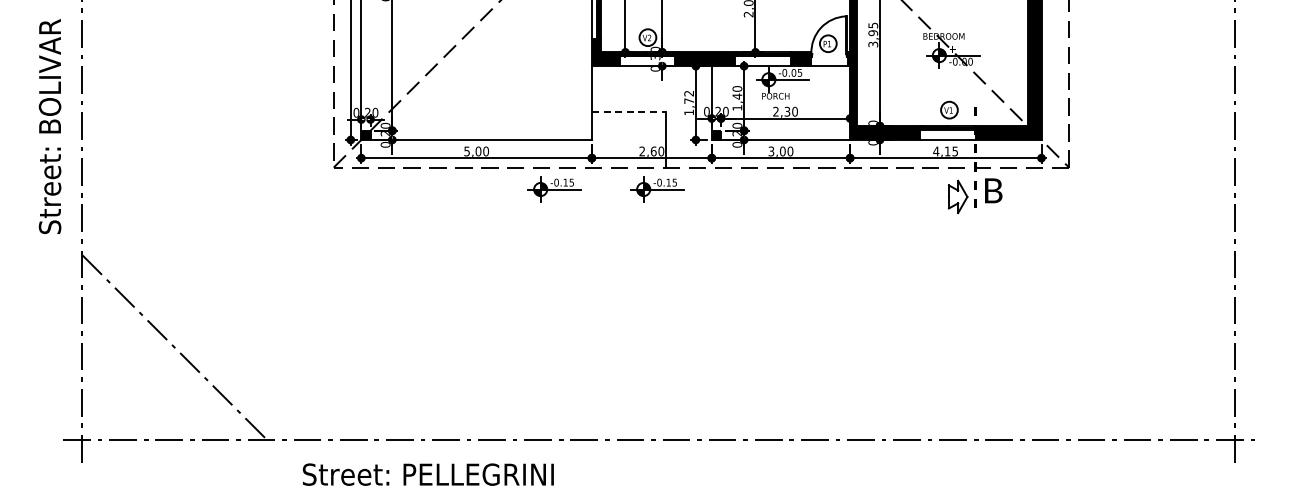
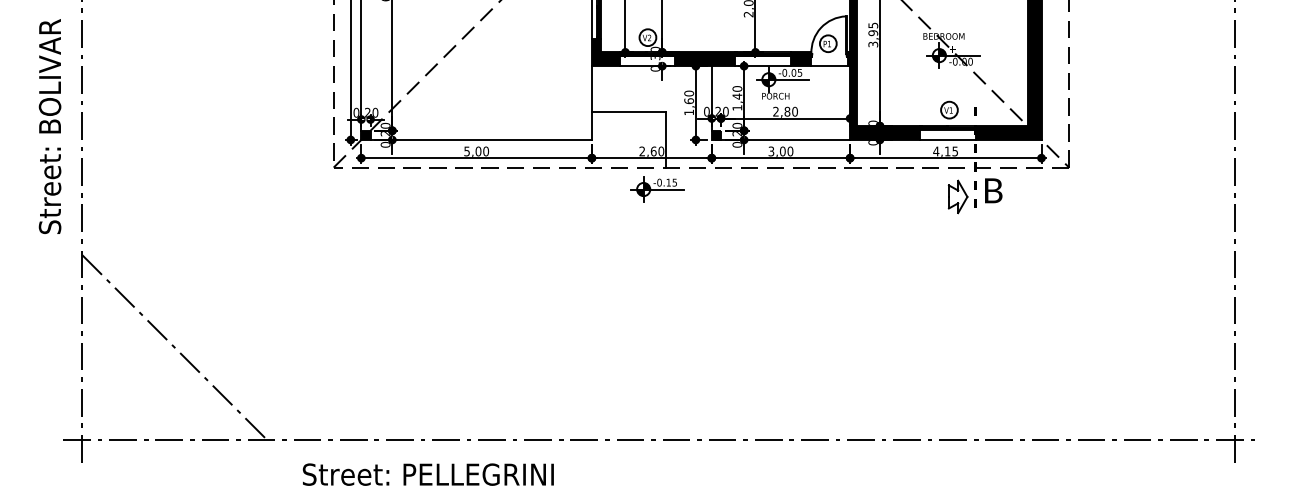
text: 1,72 -> 1,60 (689, 97)
text: 2,30 -> 2,80 (787, 111)
line: dashed -> solid (628, 112)
part: present -> none (554, 189)
